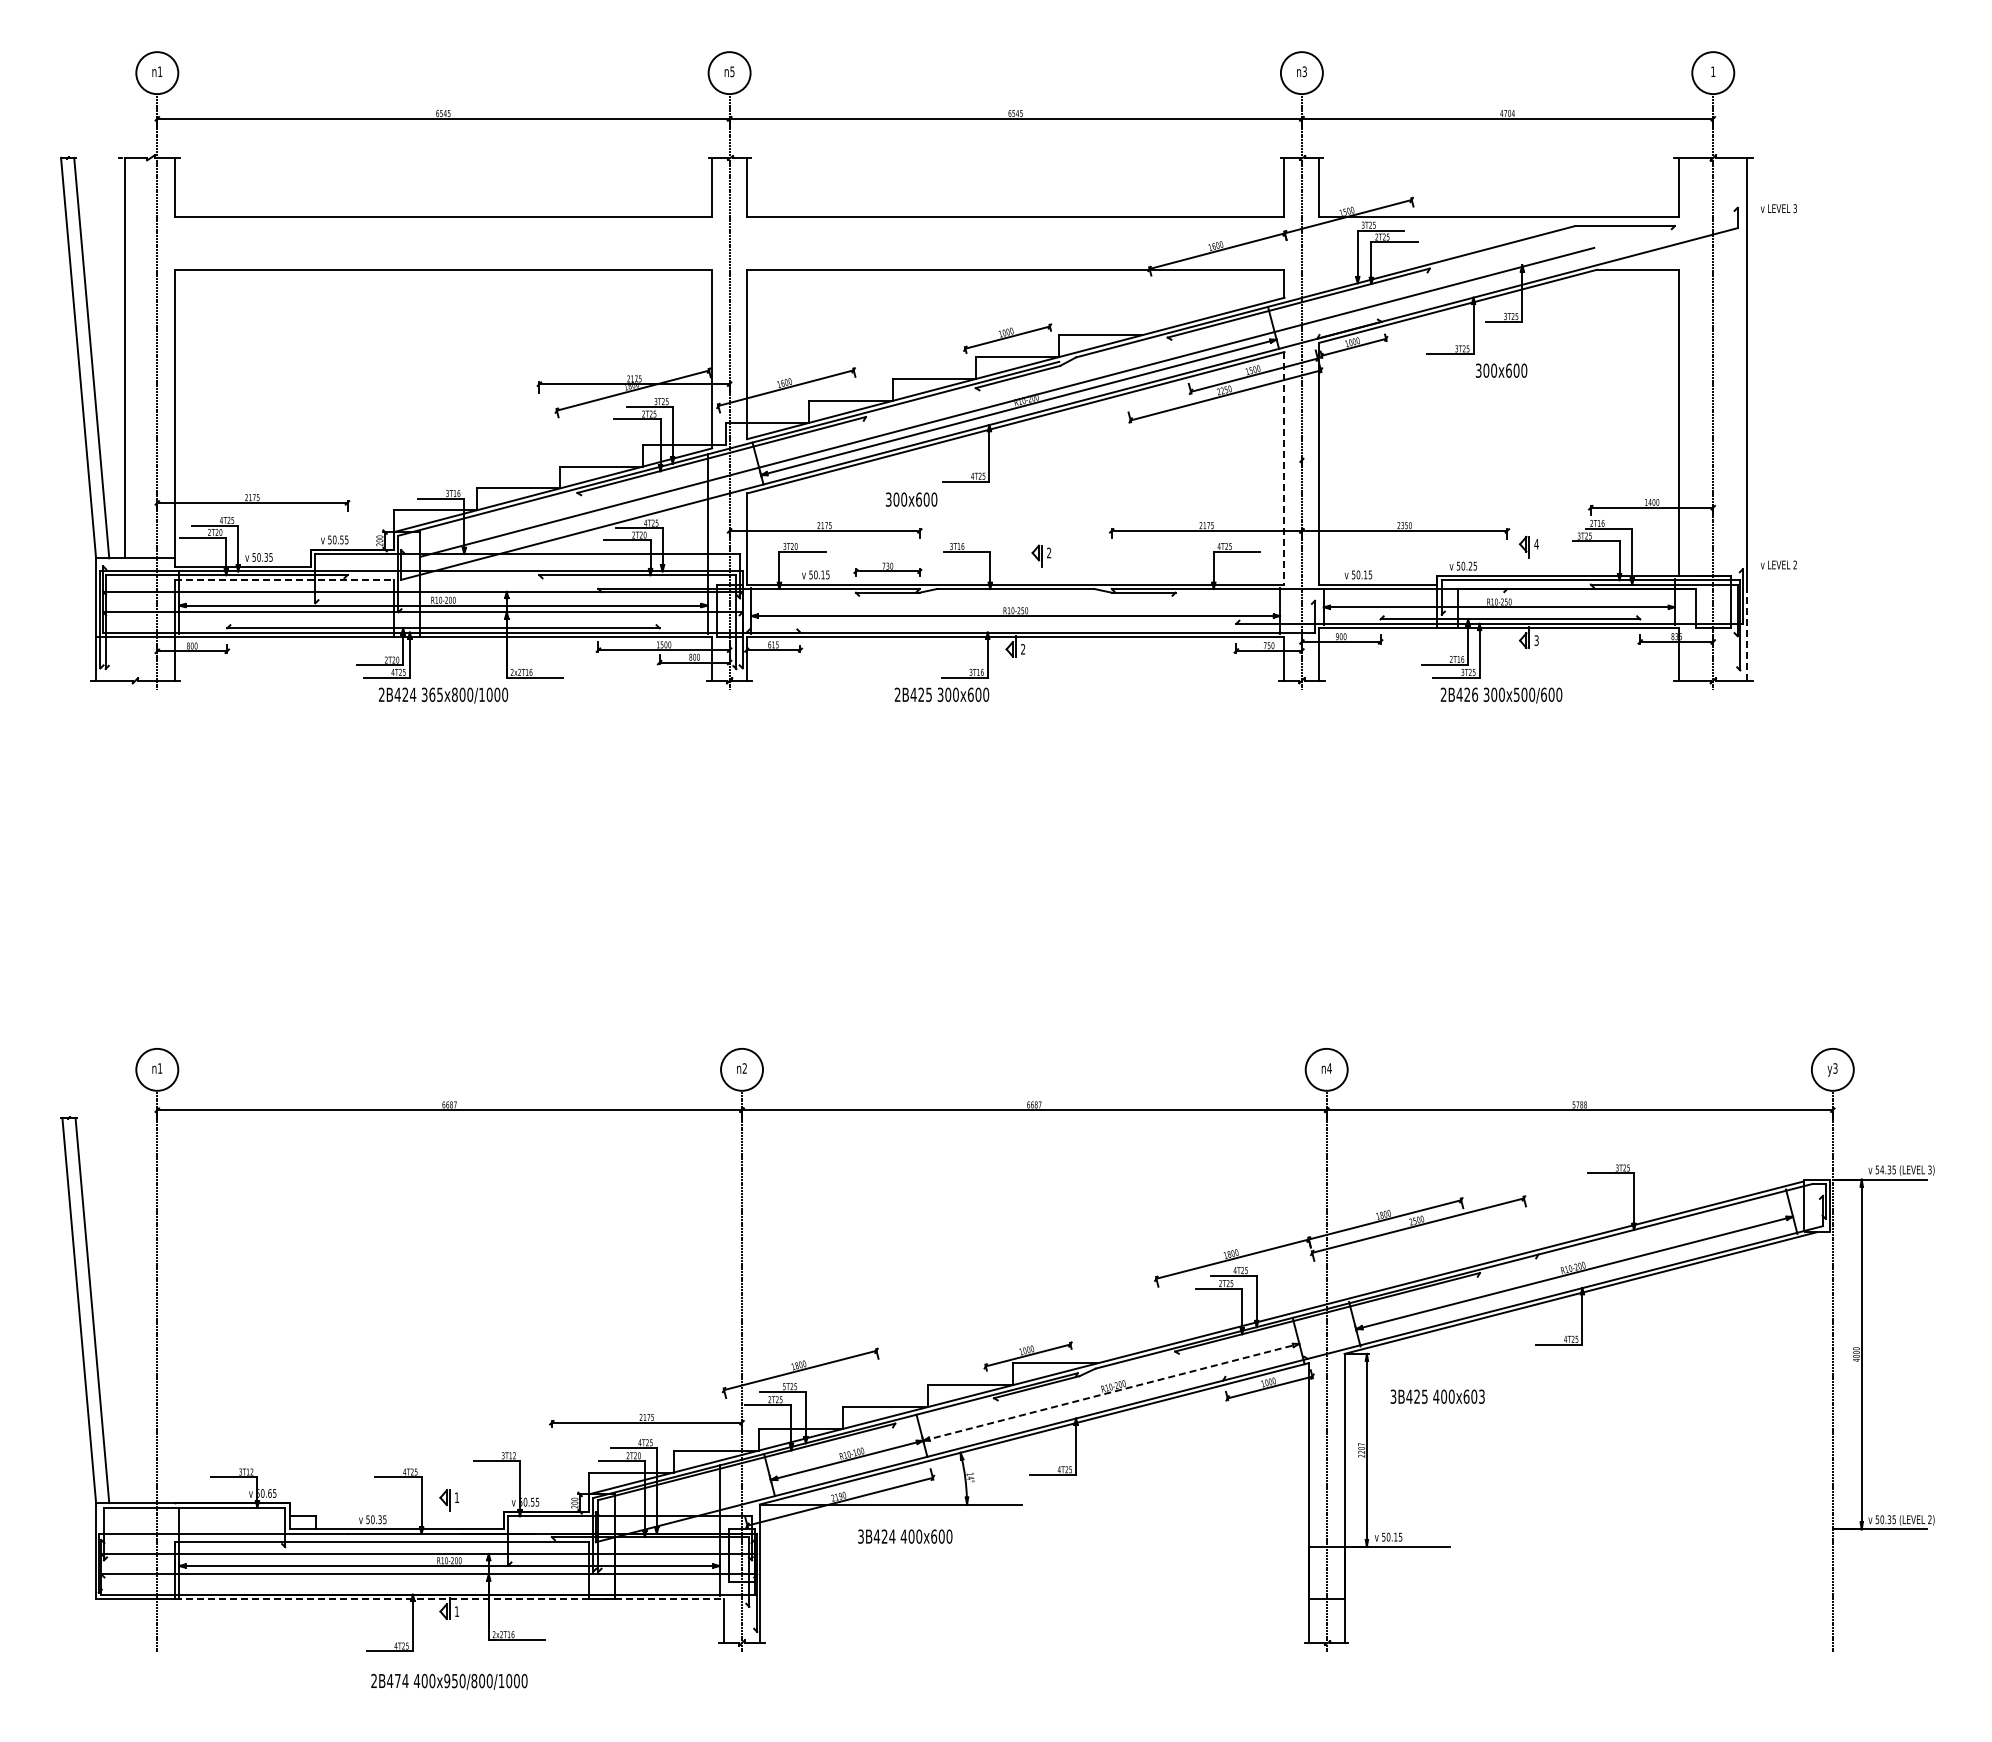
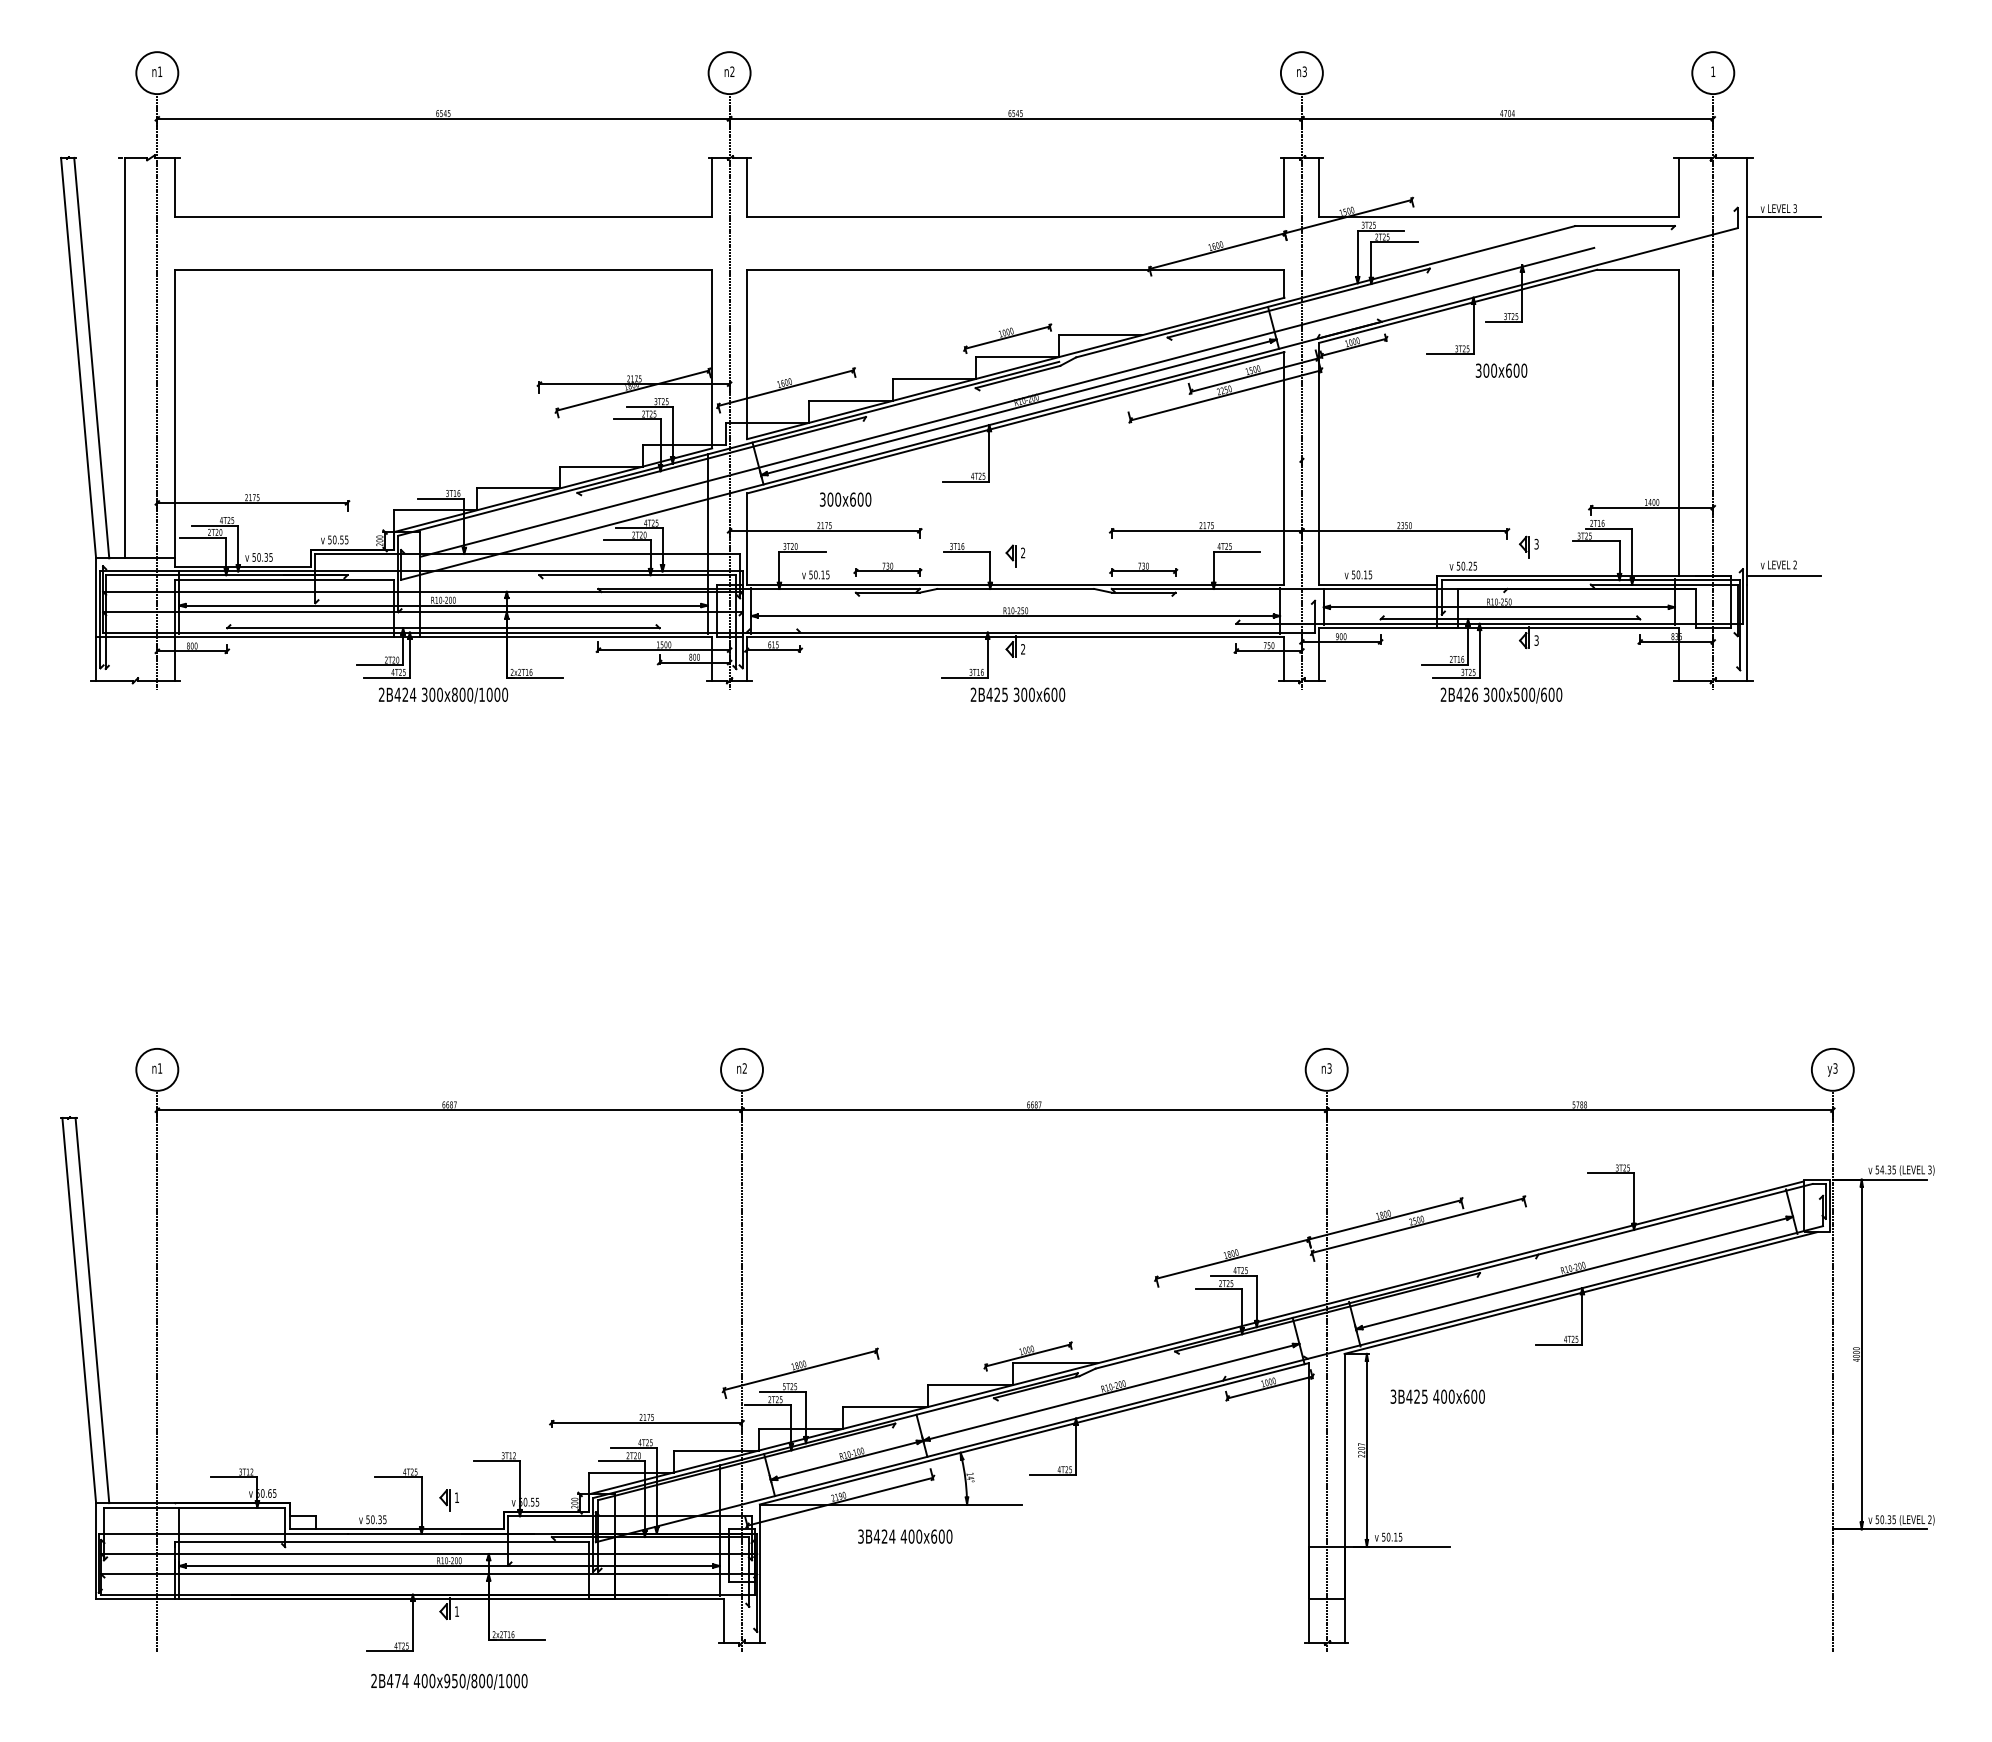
text: n5 -> n2 (732, 71)
line: none -> present (1784, 217)
line: dashed -> solid (1284, 468)
text position: (911, 499) -> (845, 499) (845, 499)
text: 4 -> 3 (1536, 543)
part position: (1041, 555) -> (1015, 555) (1015, 555)
part: none -> present (1143, 569)
line: none -> present (1784, 575)
line: dashed -> solid (284, 580)
line: dashed -> solid (1747, 632)
text: 365x800/1000 -> 300x800/1000 (436, 694)
text position: (941, 694) -> (1017, 694) (1017, 694)
text: n4 -> n3 (1329, 1068)
line: dashed -> solid (1111, 1392)
text: 400x603 -> 400x600 (1481, 1396)
line: dashed -> solid (449, 1599)
